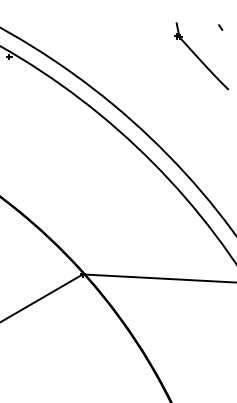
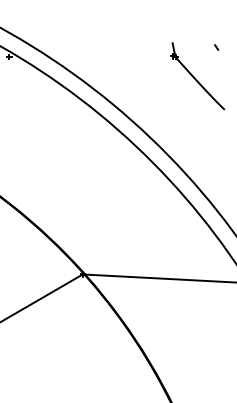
part position: (201, 56) -> (197, 76) (197, 76)
